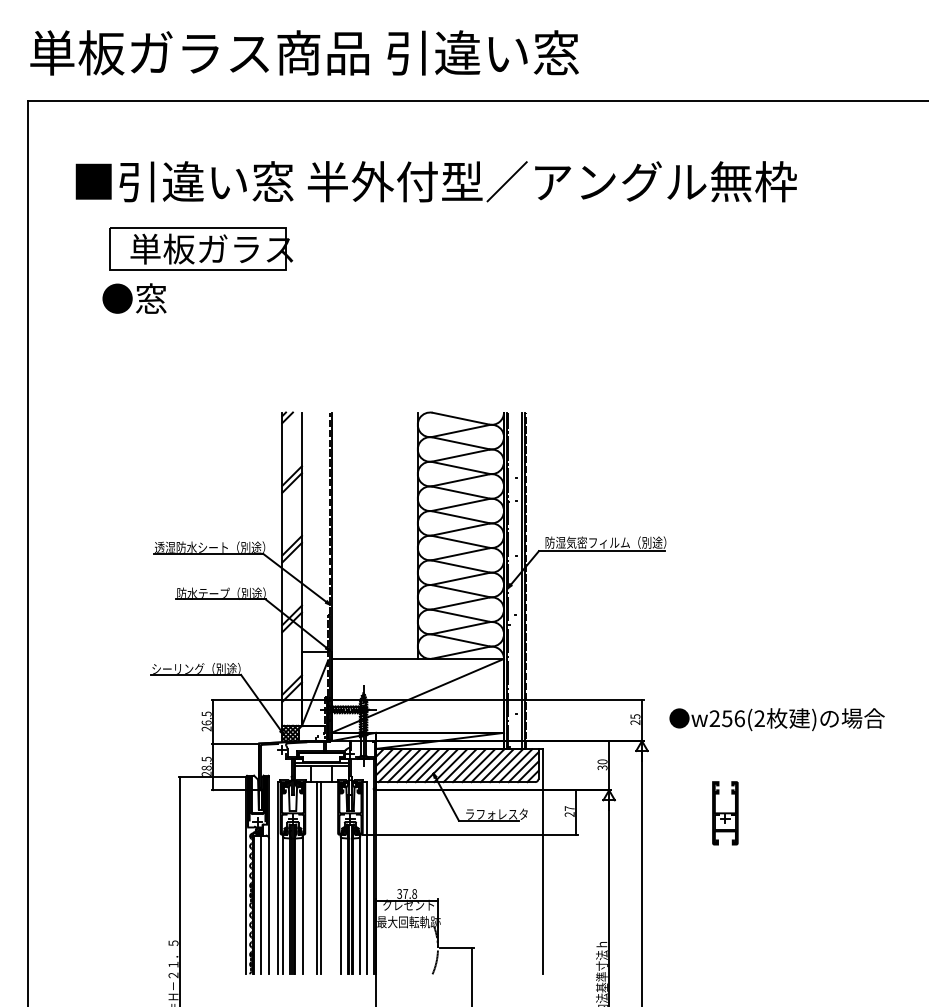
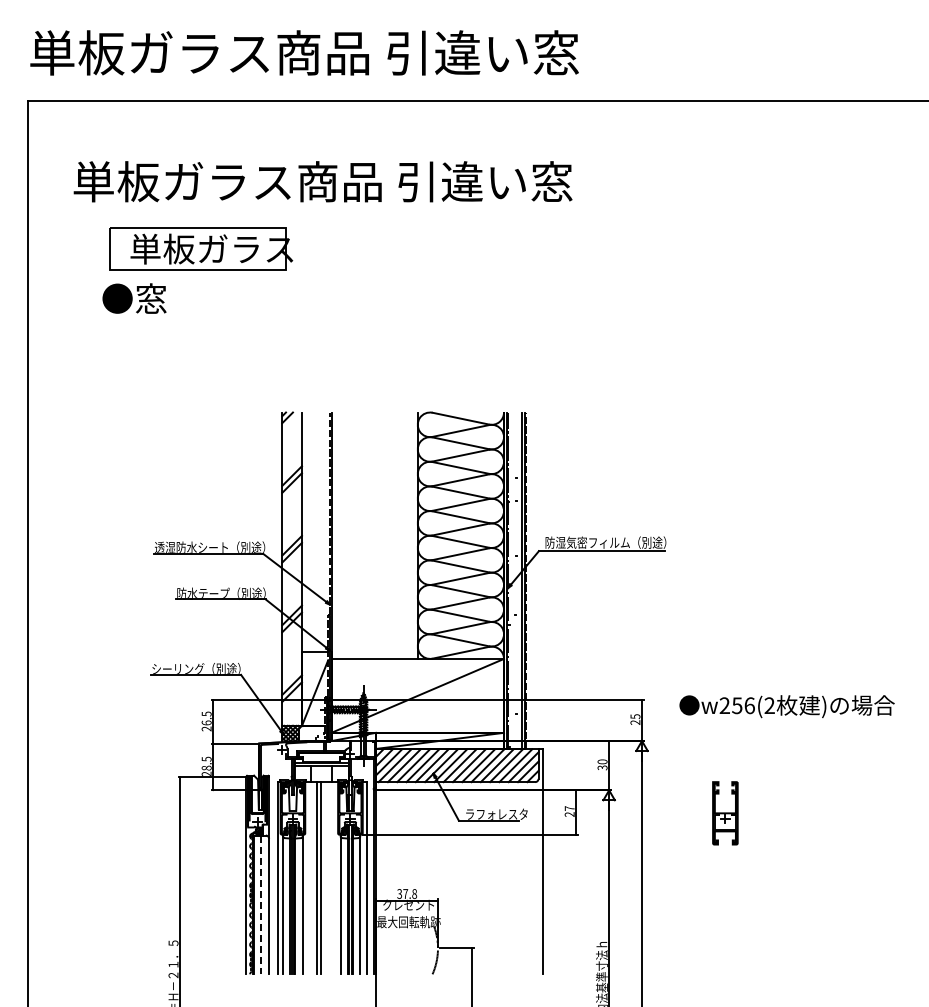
text: ■引違い窓 半外付型／アングル無枠 -> 単板ガラス商品 引違い窓 (434, 181)
text position: (776, 719) -> (786, 706) (786, 706)
line: solid -> dashed (261, 905)
